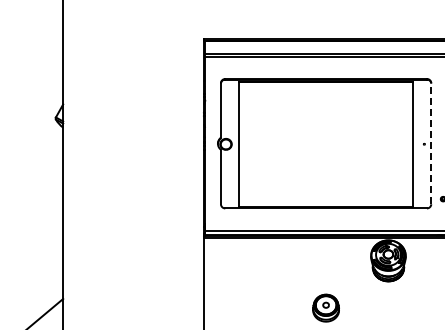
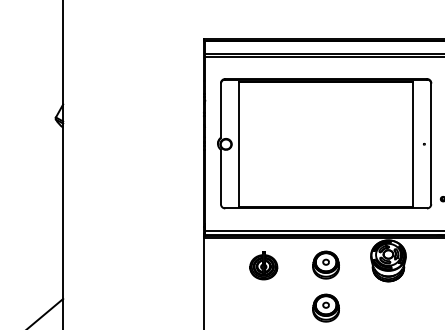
line: dashed -> solid (431, 143)
part: none -> present (325, 264)
part: none -> present (263, 265)
